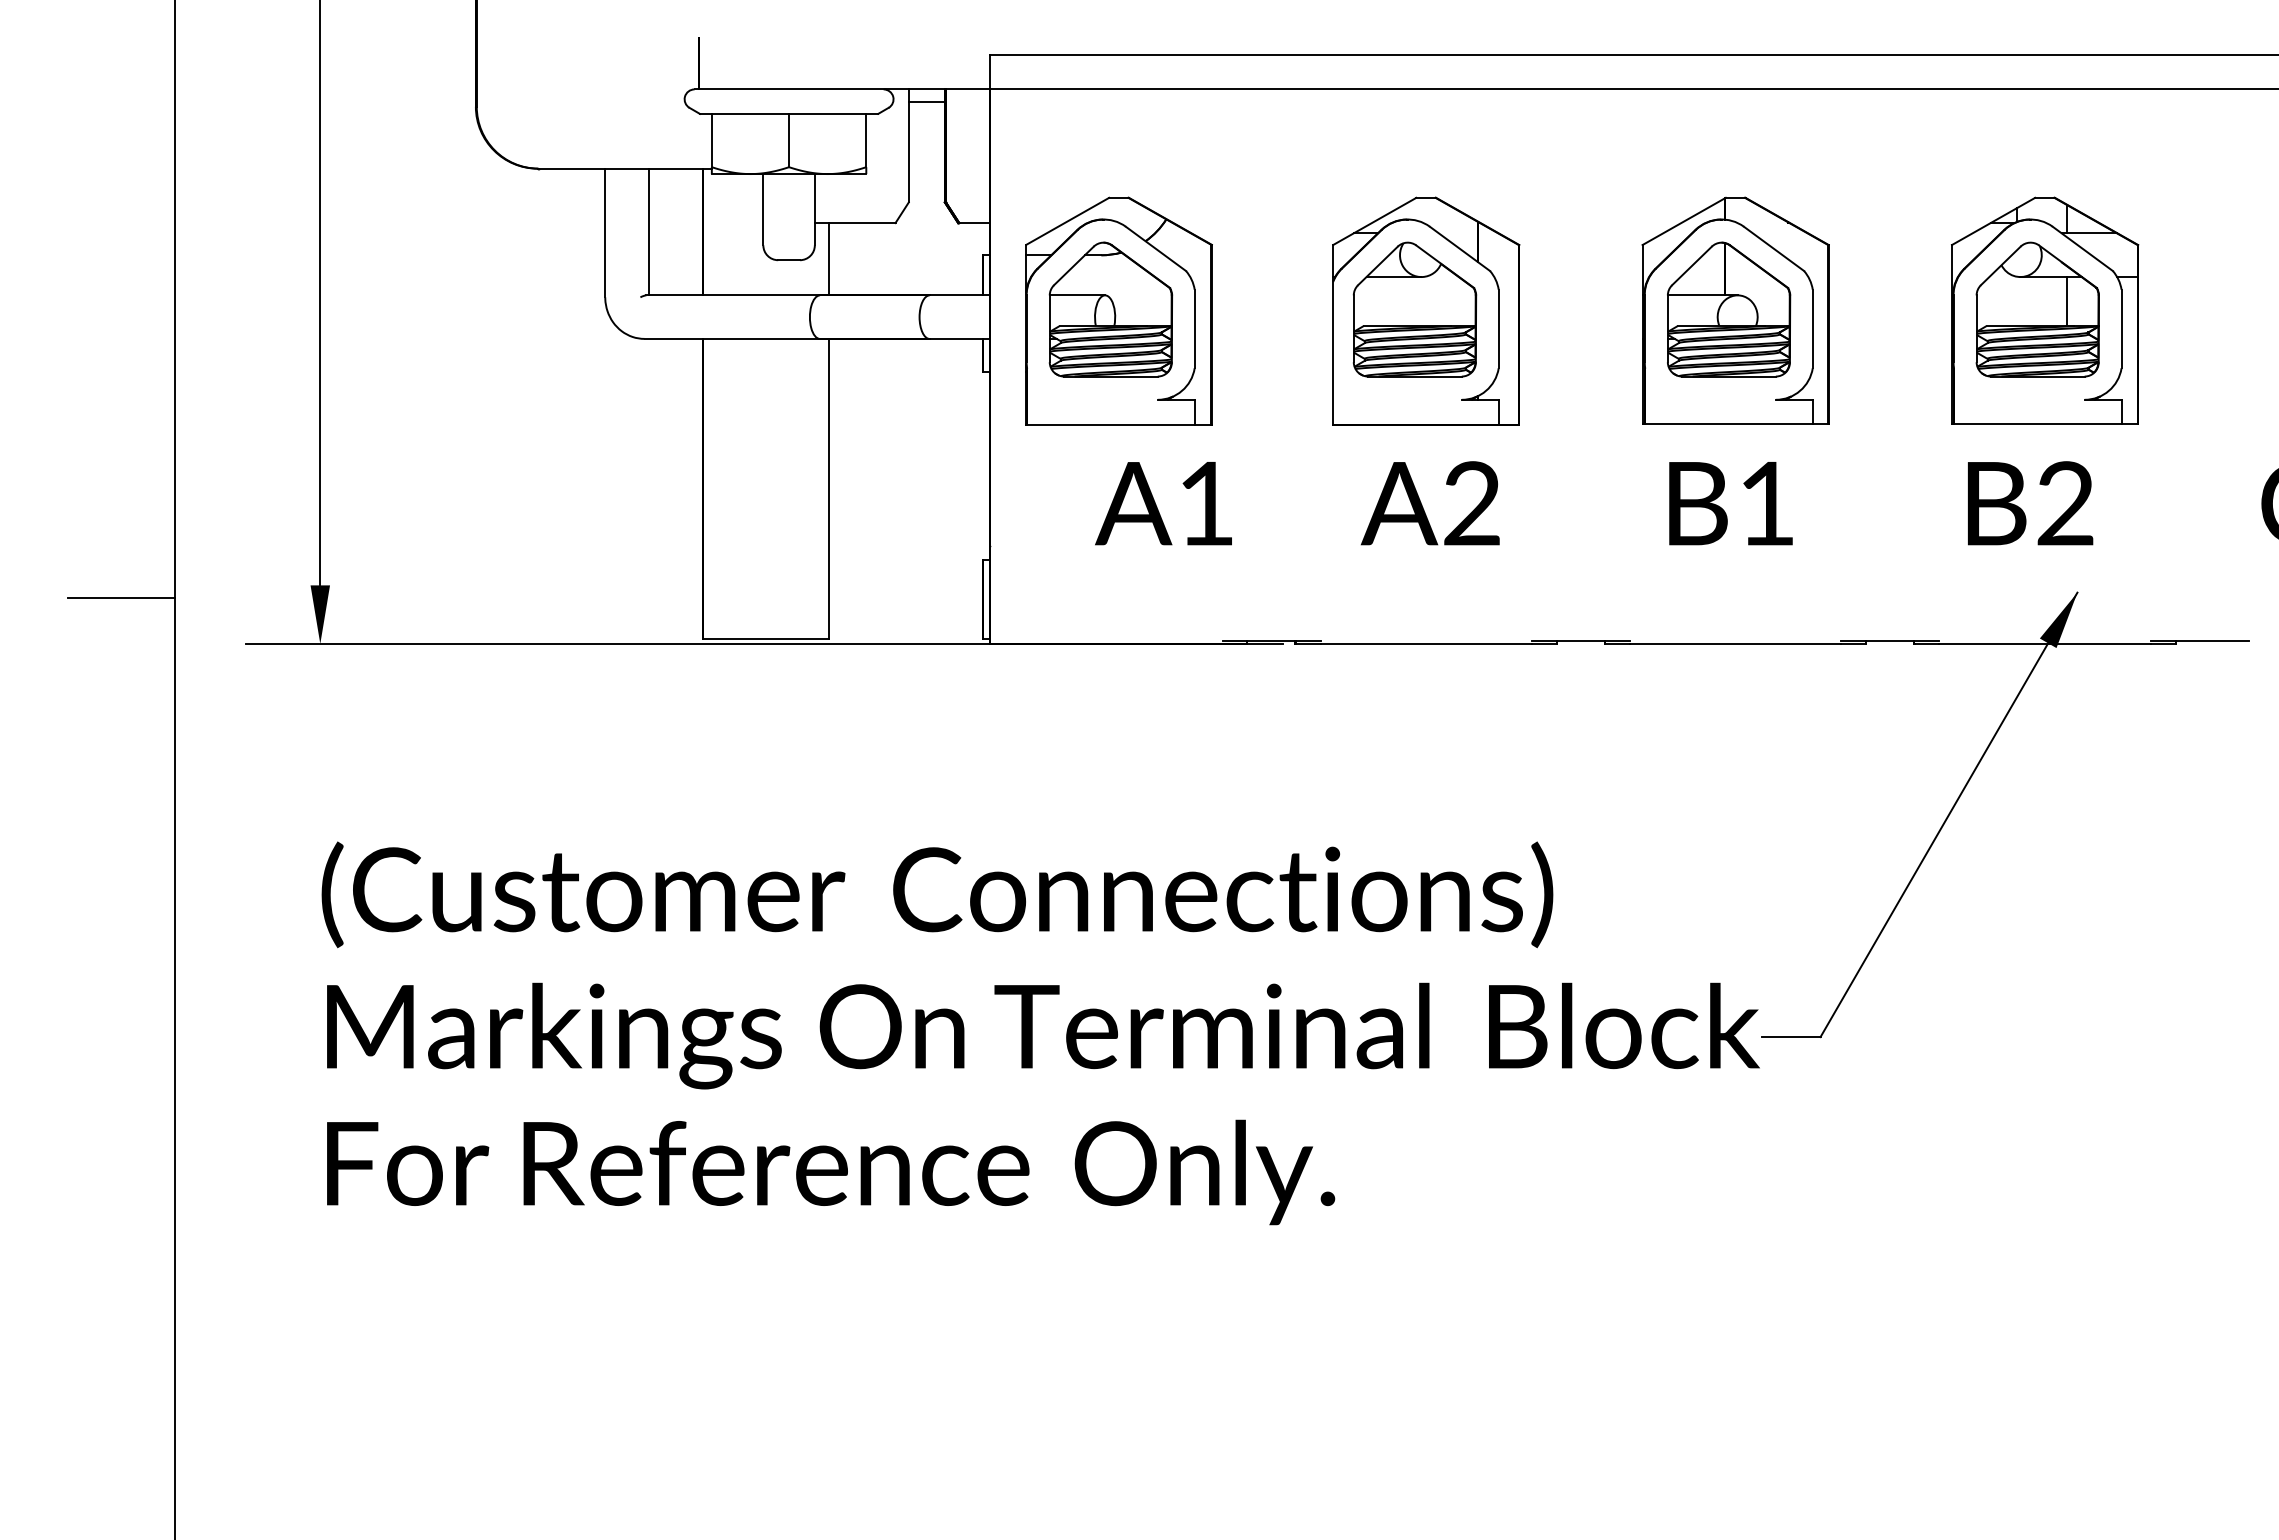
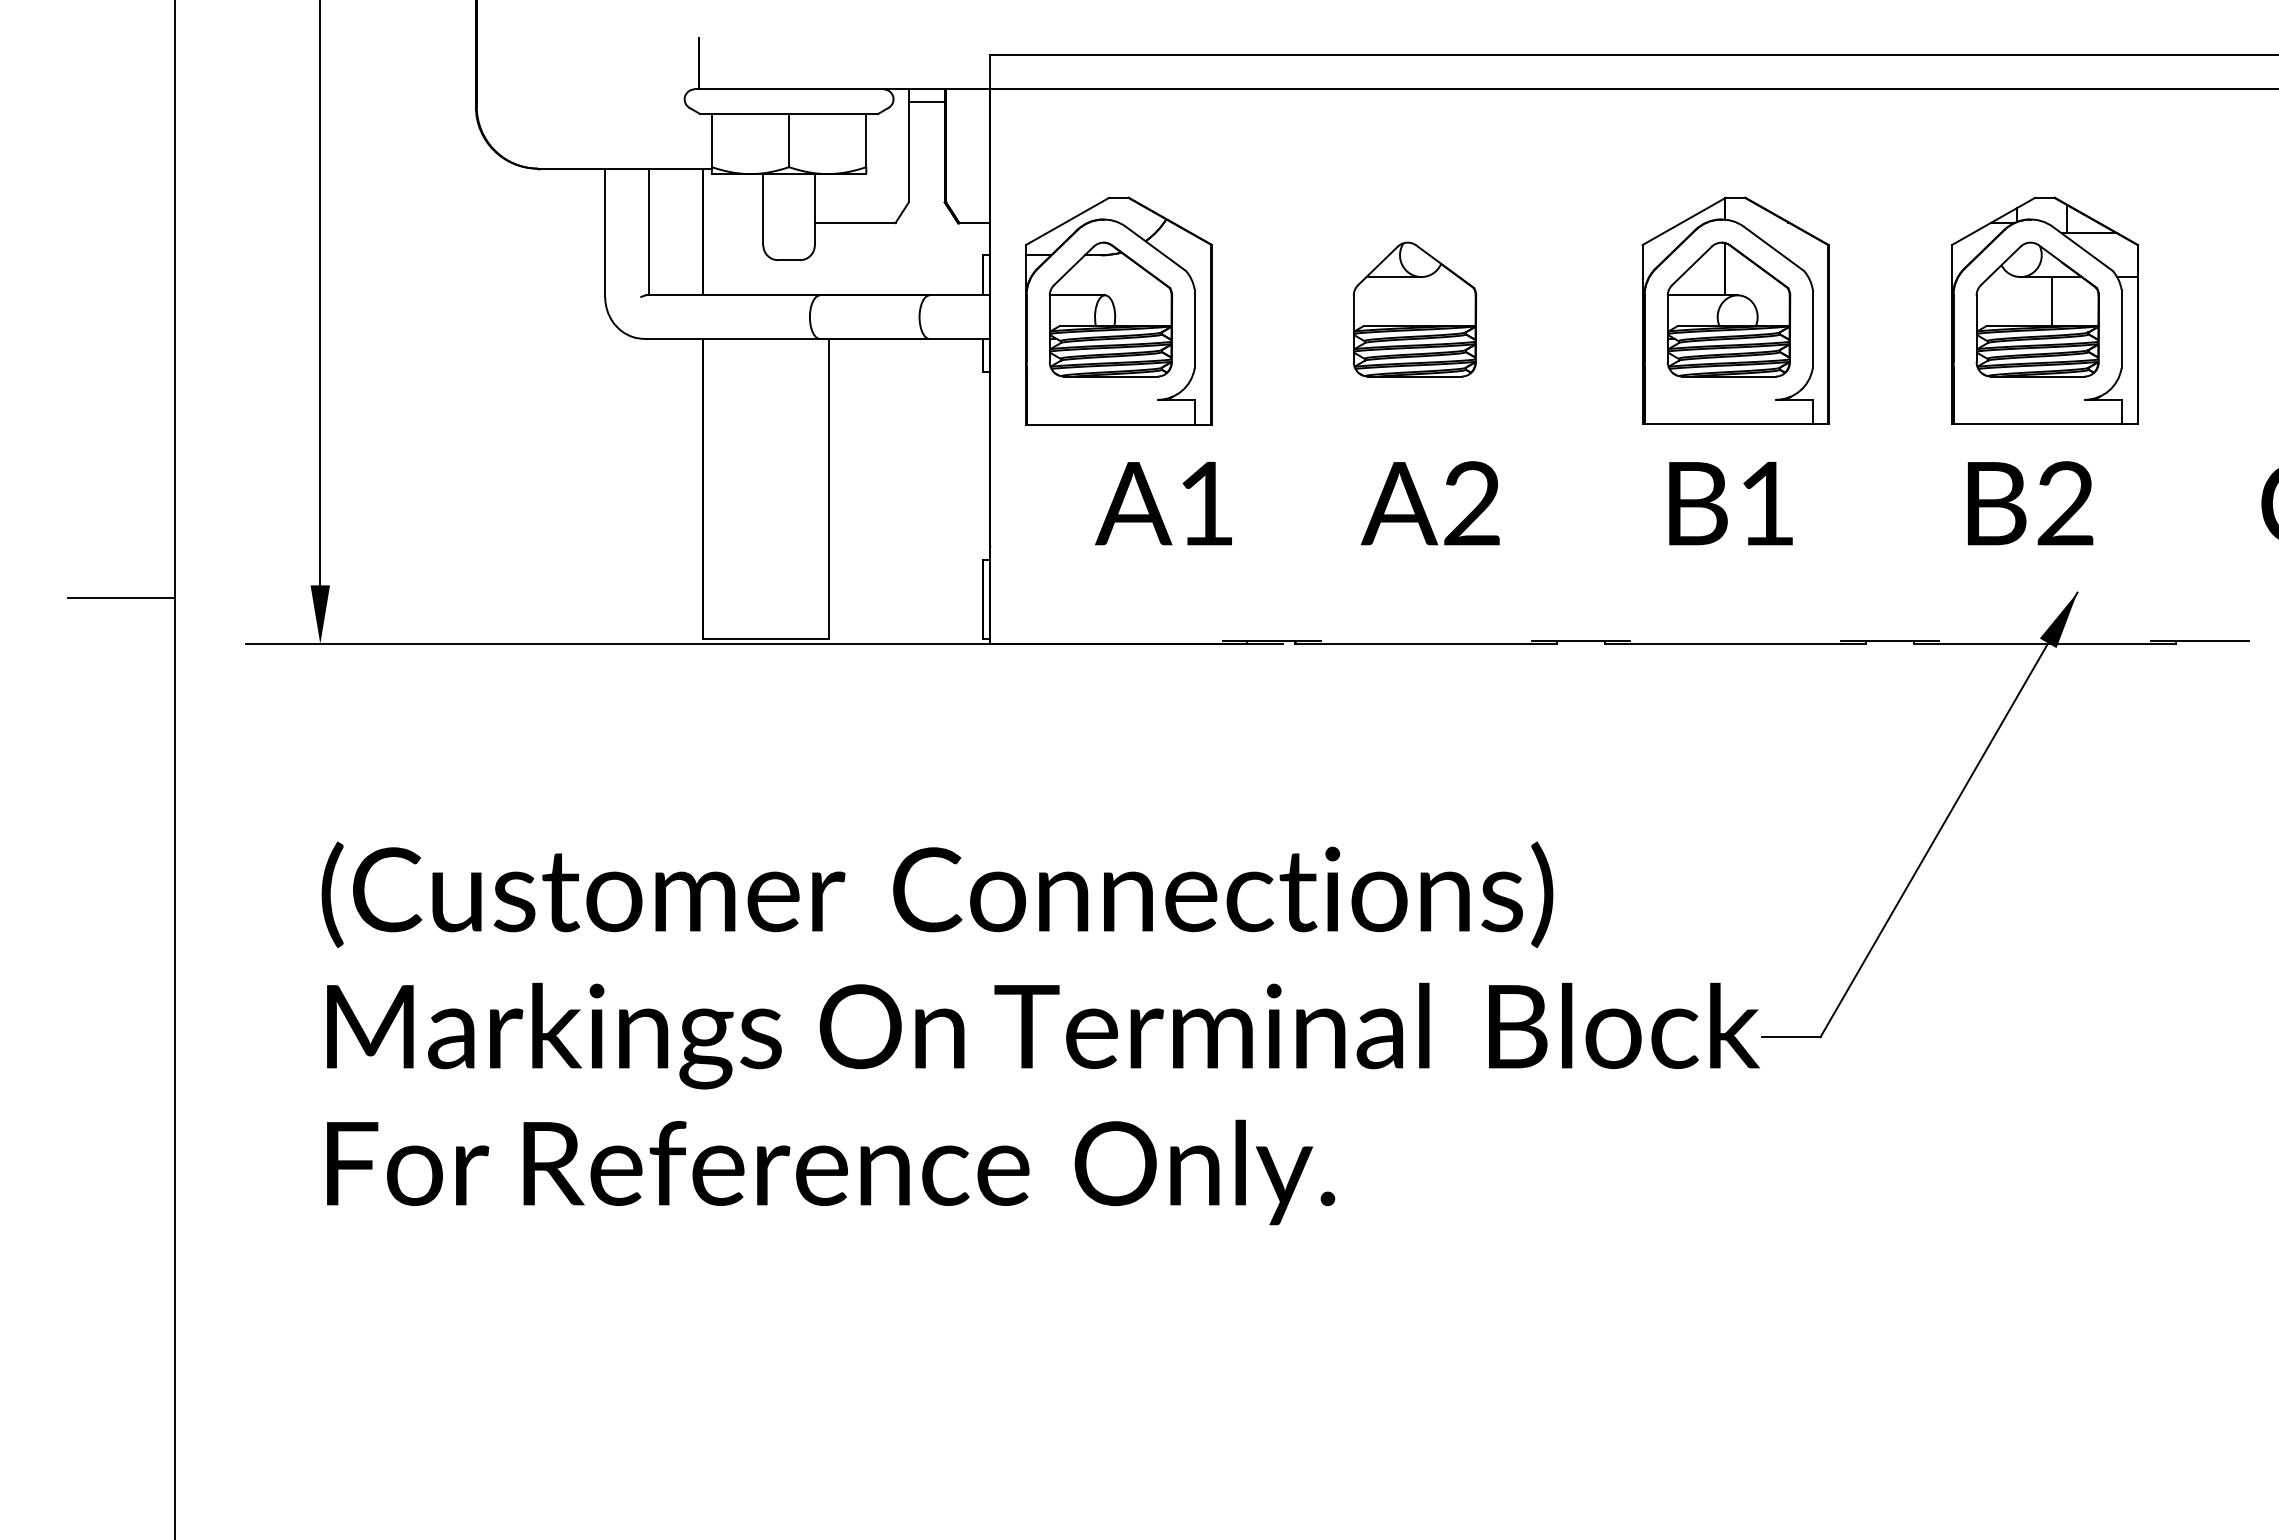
line: present -> none (829, 259)
line position: (2066, 301) -> (2051, 301) (2051, 301)
part: present -> none (1426, 310)
